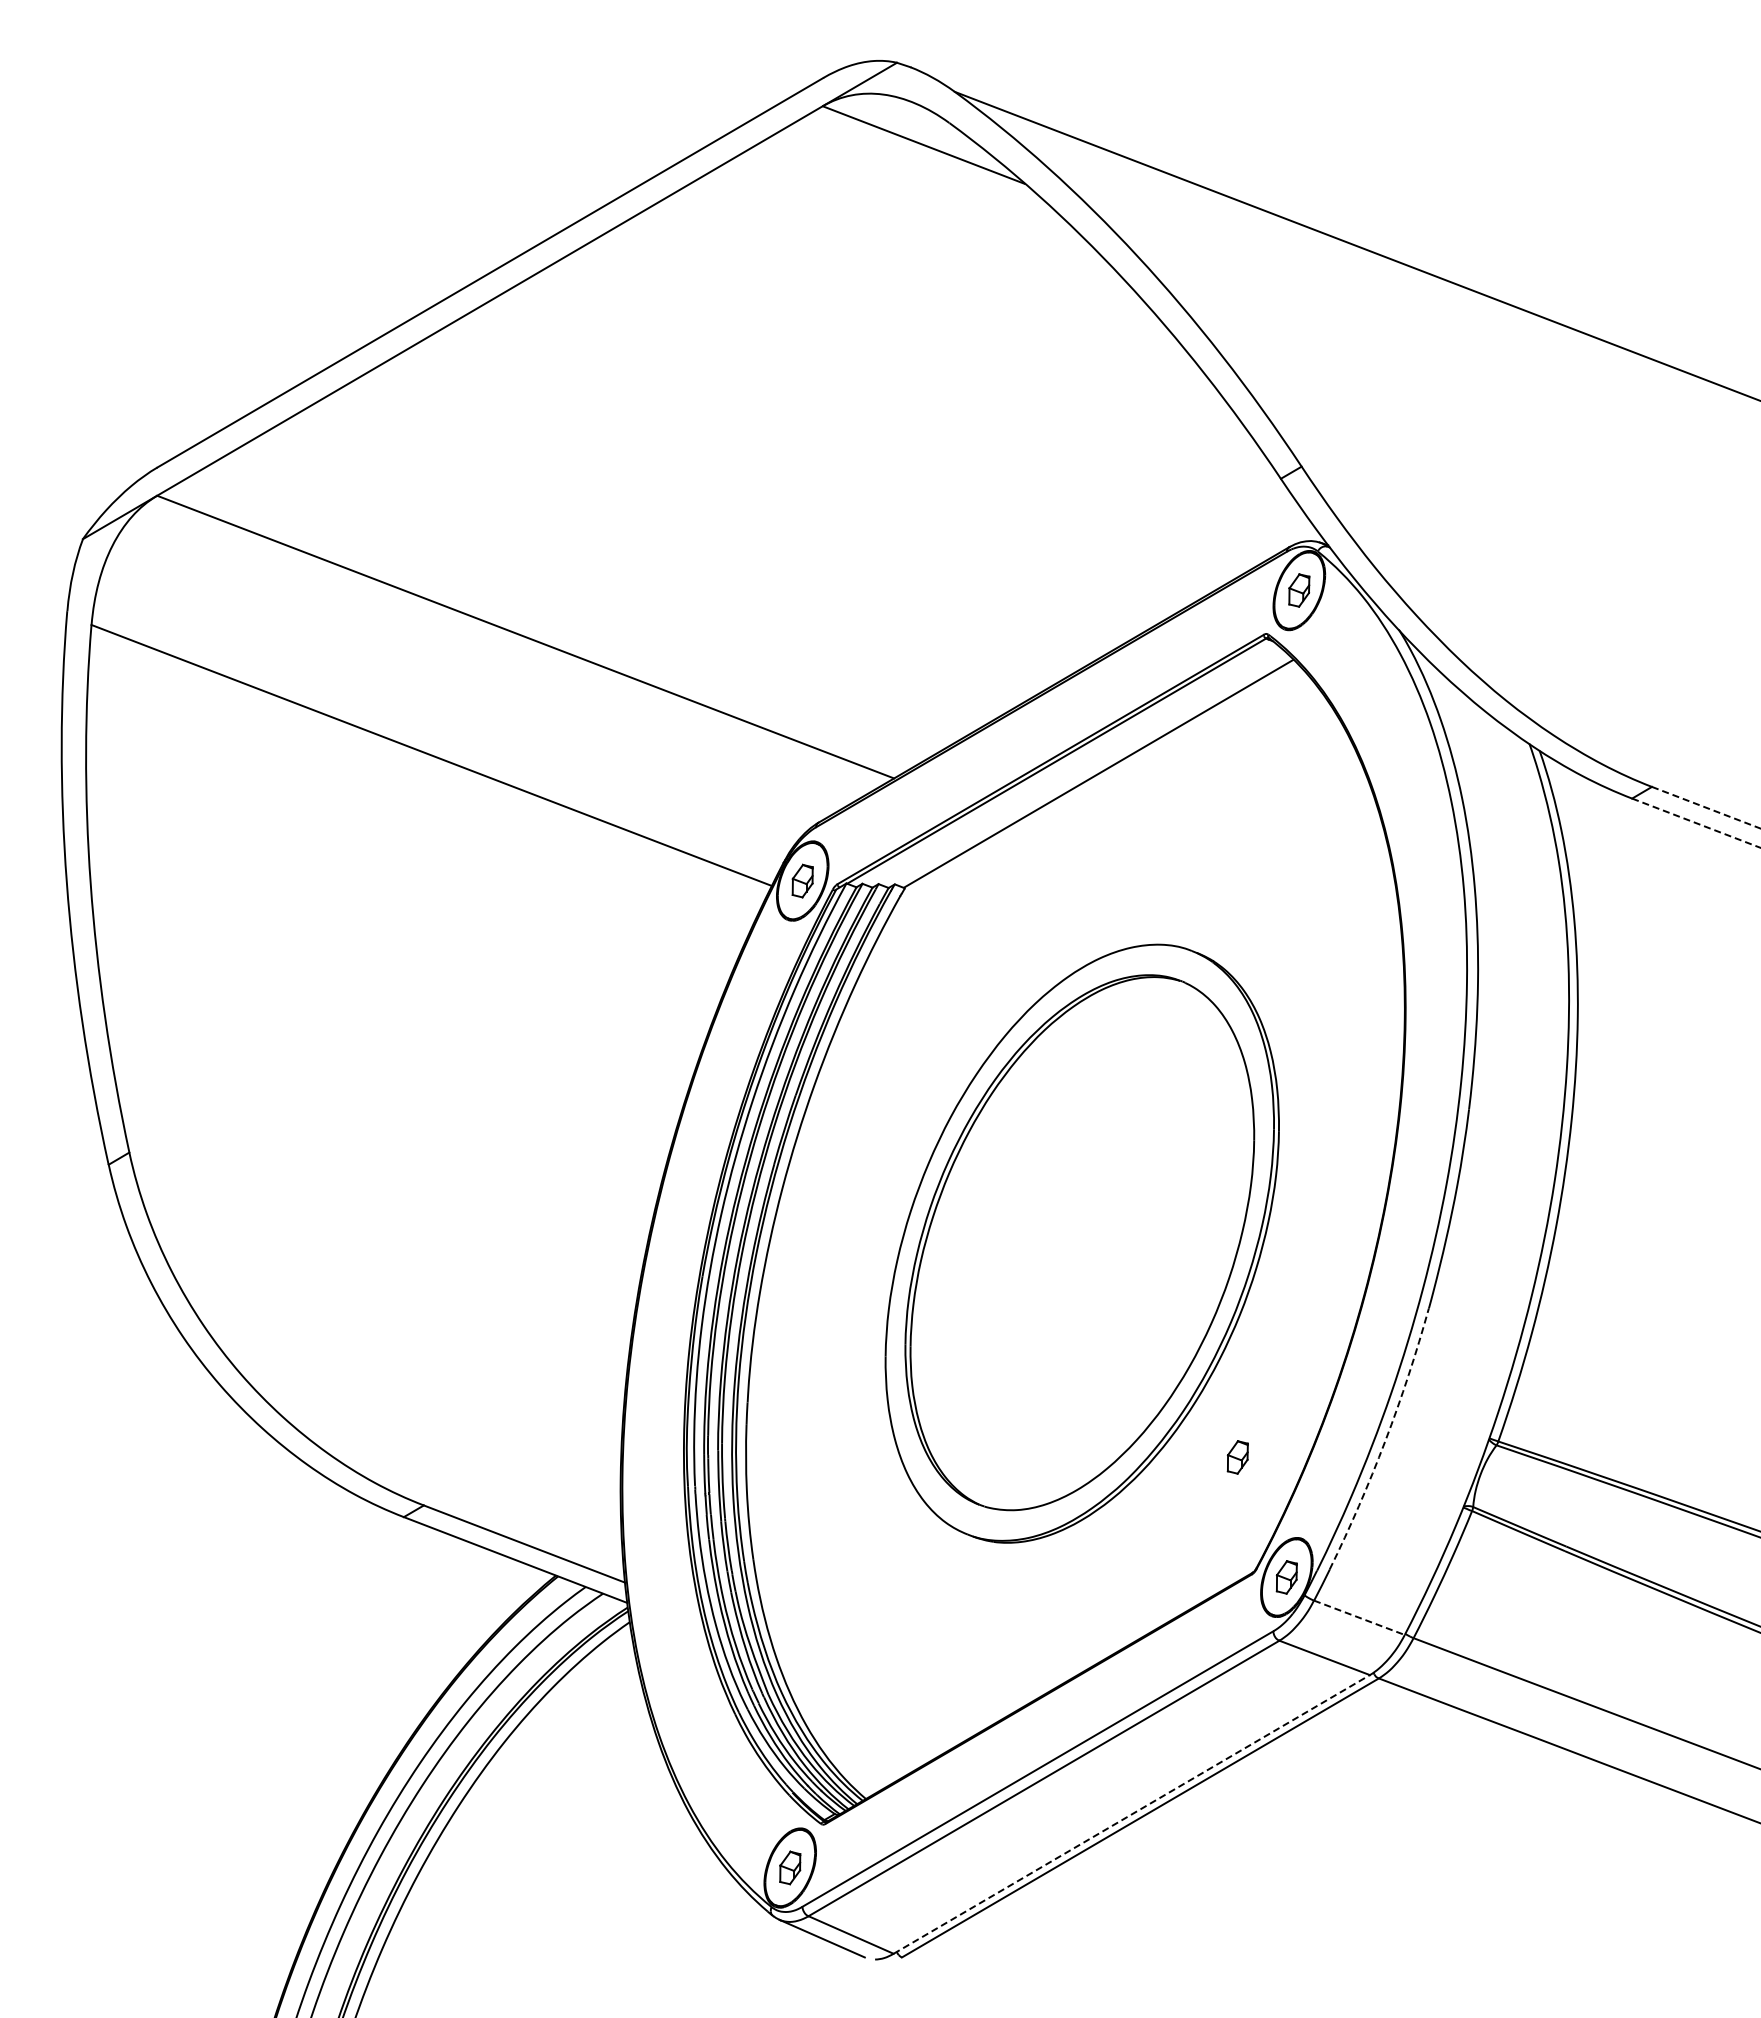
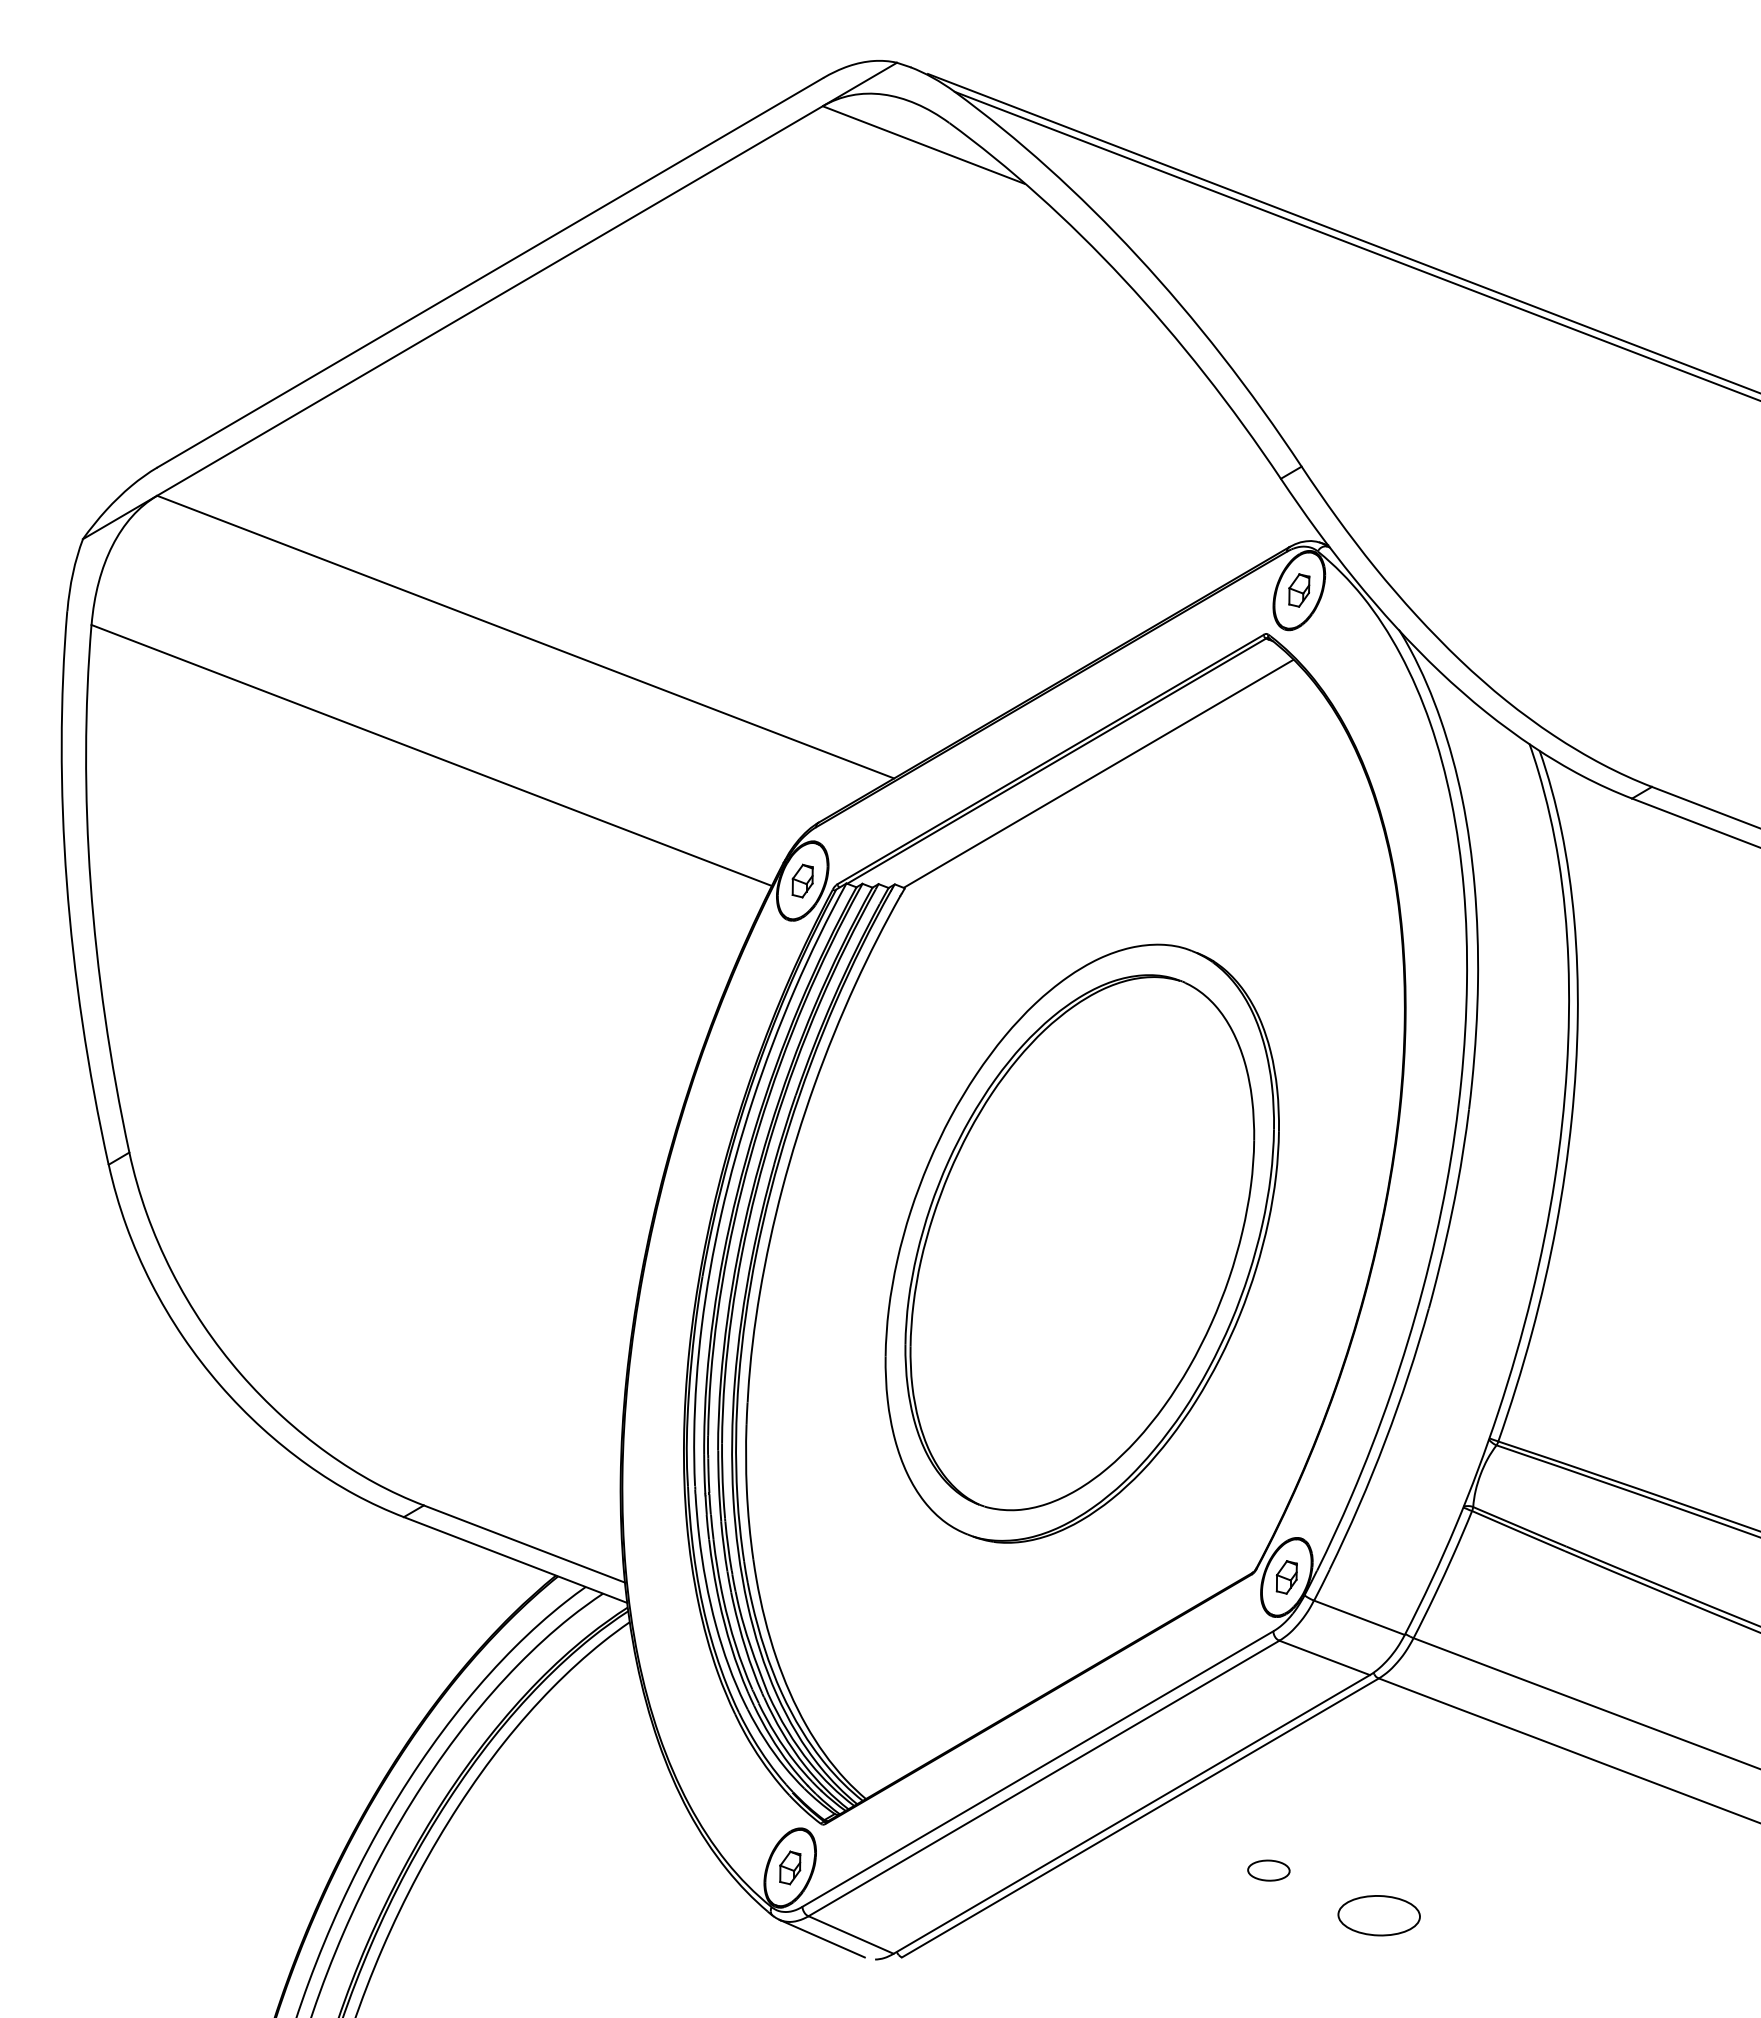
line: none -> present (1342, 232)
line: dashed -> solid (1706, 807)
line: dashed -> solid (1696, 823)
arc: dashed -> solid (1385, 1441)
part: present -> none (1237, 1457)
line: dashed -> solid (1359, 1617)
line: dashed -> solid (1131, 1814)
part: none -> present (1268, 1870)
part: none -> present (1378, 1915)
